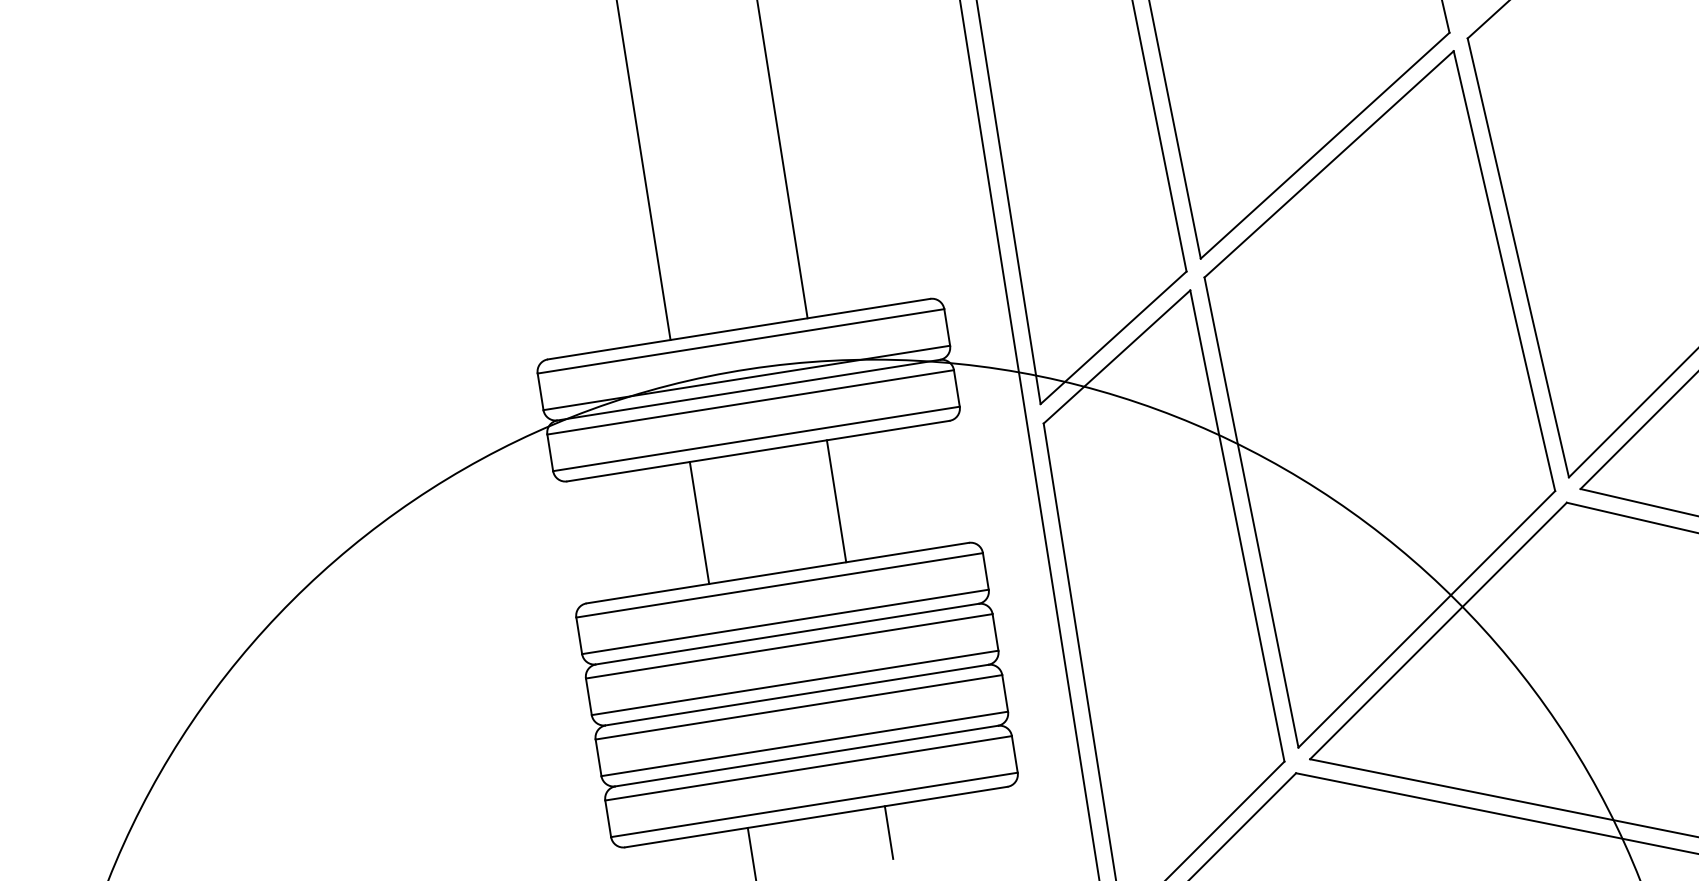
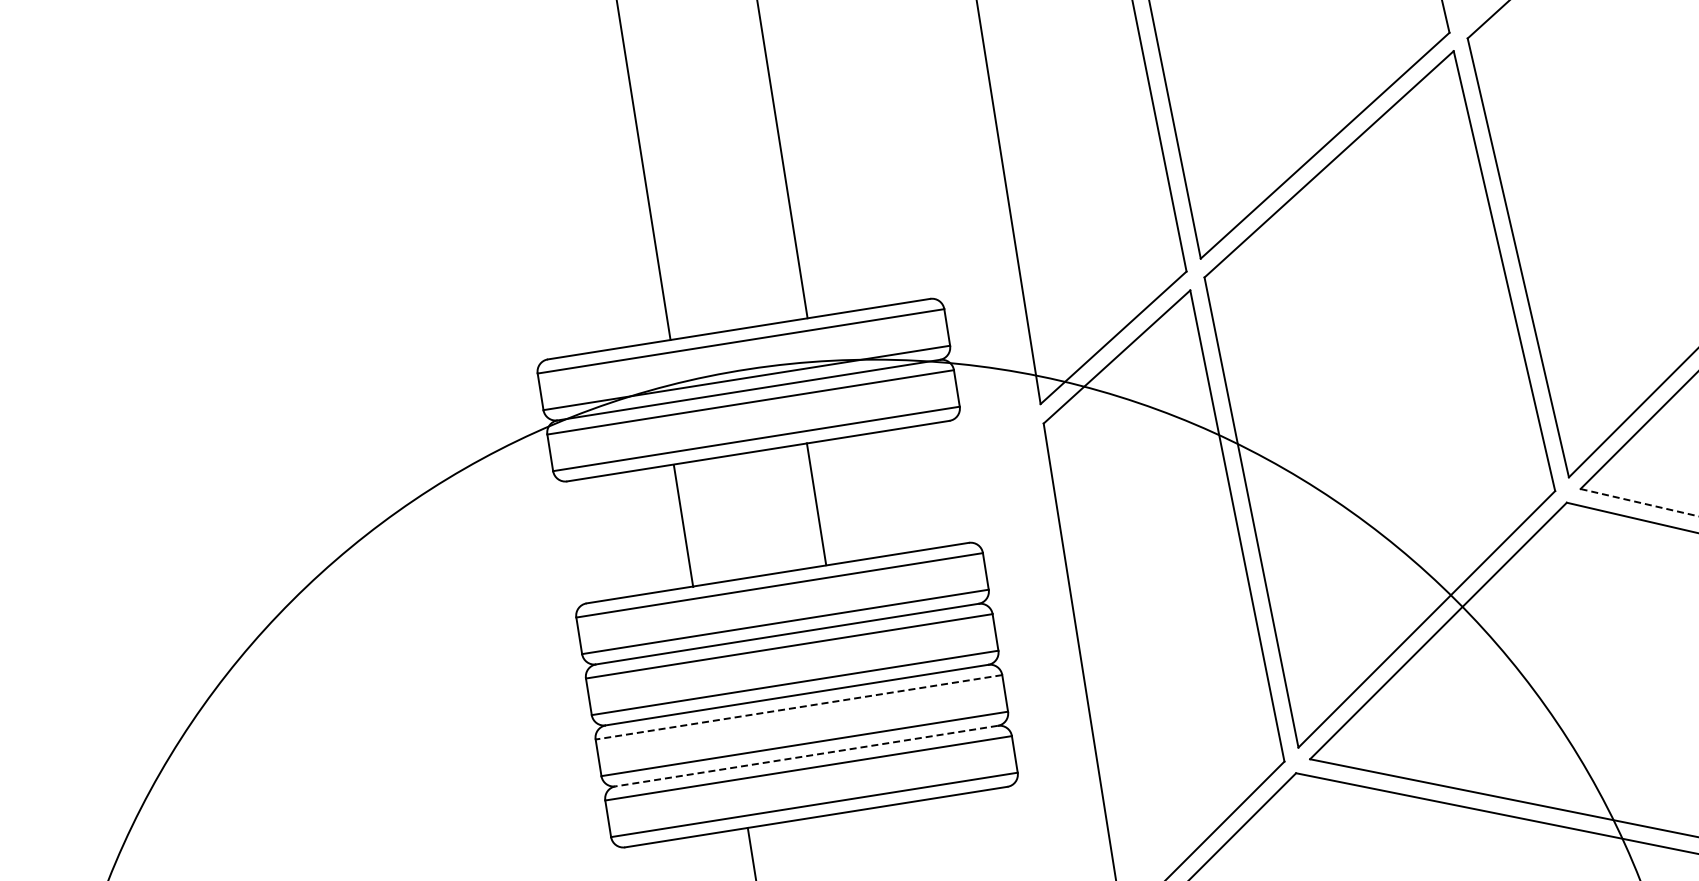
line: present -> none (1029, 439)
line position: (836, 501) -> (816, 504) (816, 504)
line: solid -> dashed (1639, 502)
line position: (699, 523) -> (683, 526) (683, 526)
line: solid -> dashed (798, 707)
line: solid -> dashed (806, 756)
line: present -> none (888, 832)
